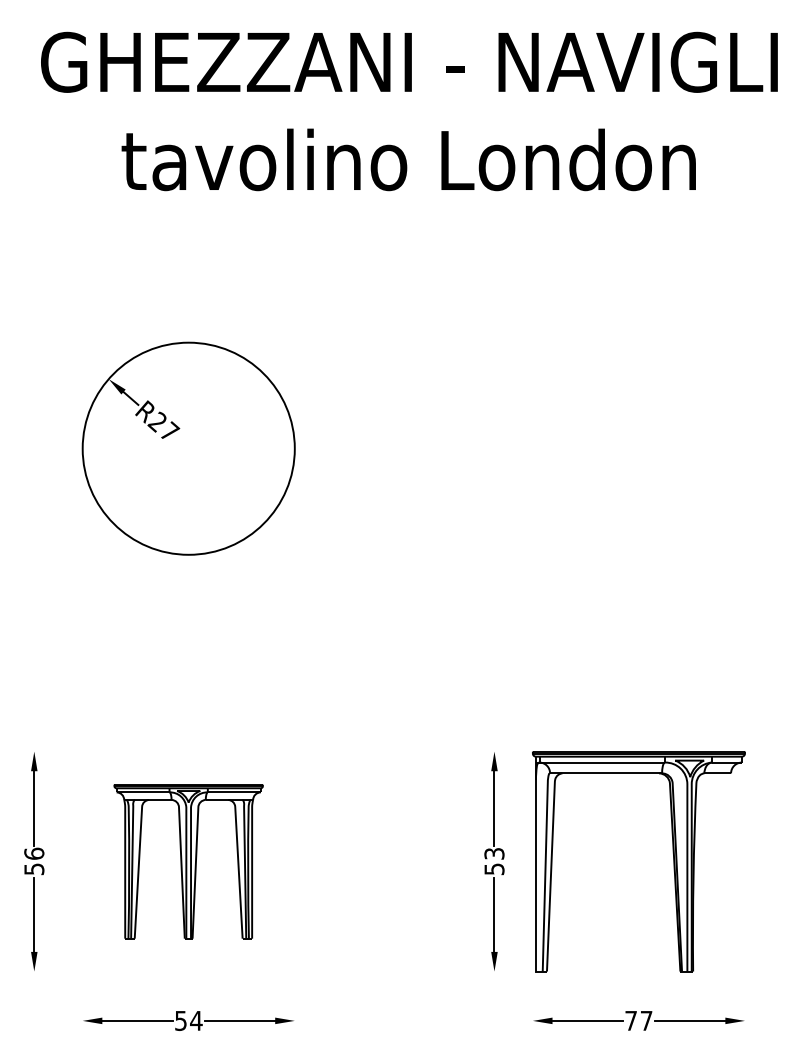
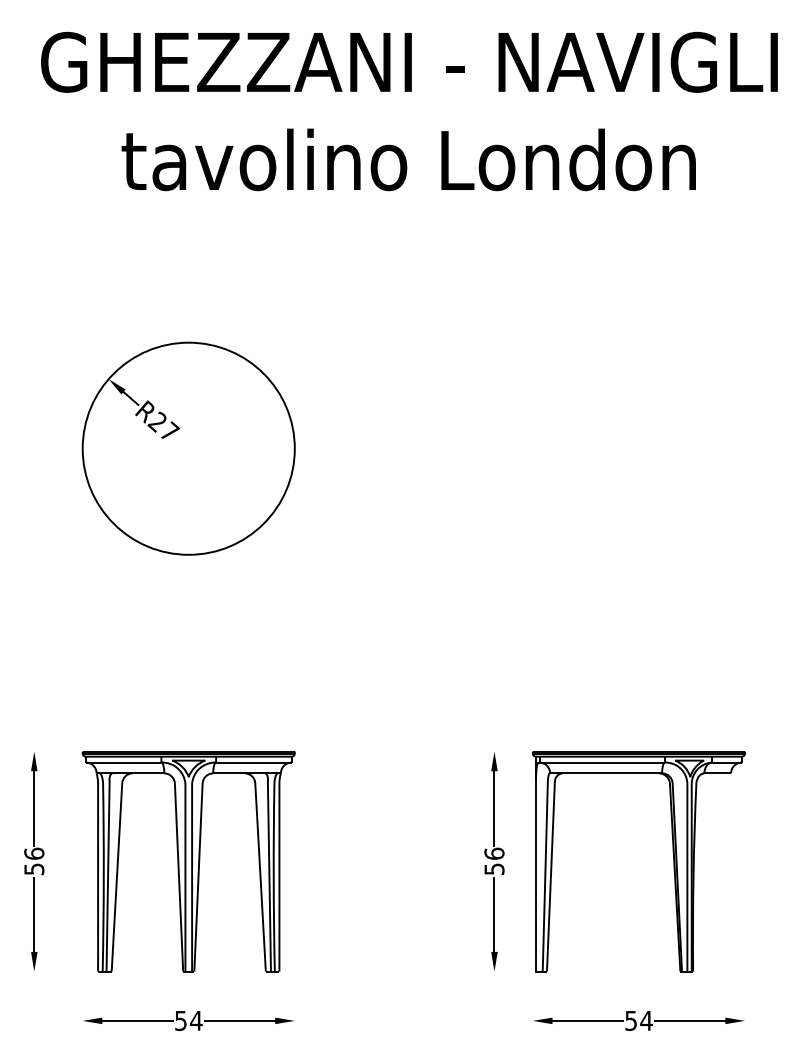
text: 53 -> 56 (494, 853)
part size: 151x156 px -> 215x222 px (188, 861)
text: 77 -> 54 (638, 1020)
